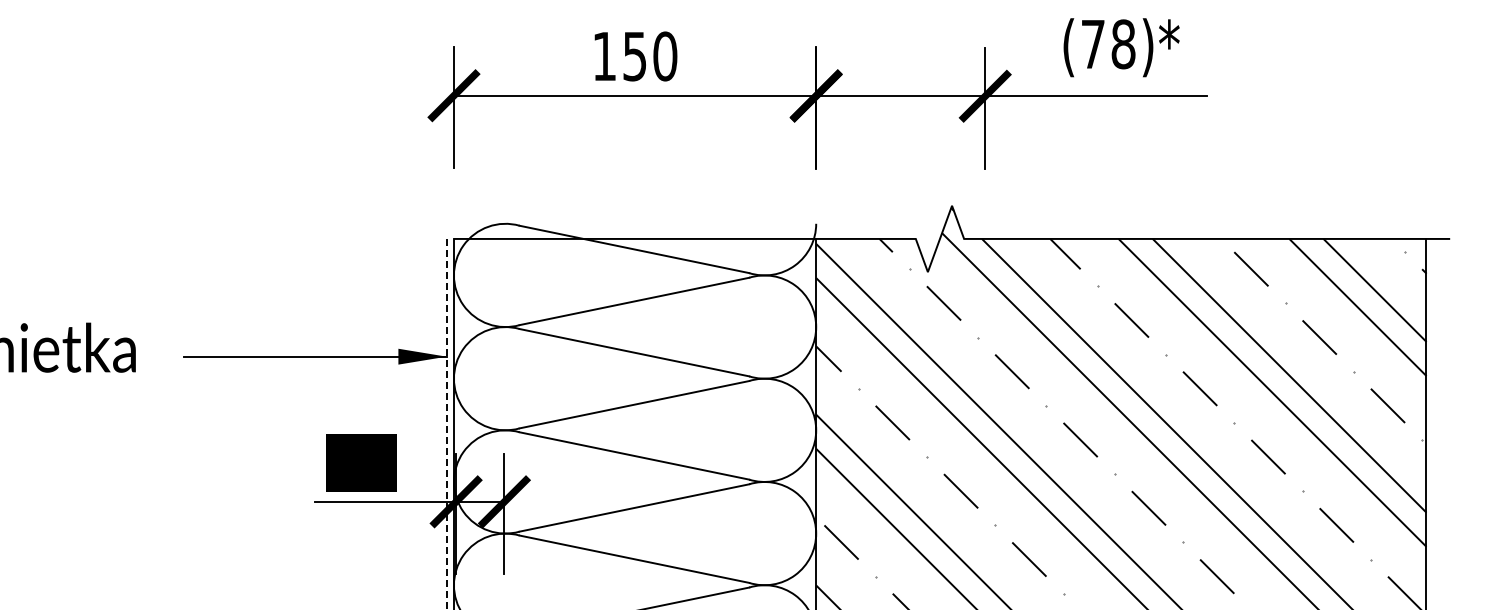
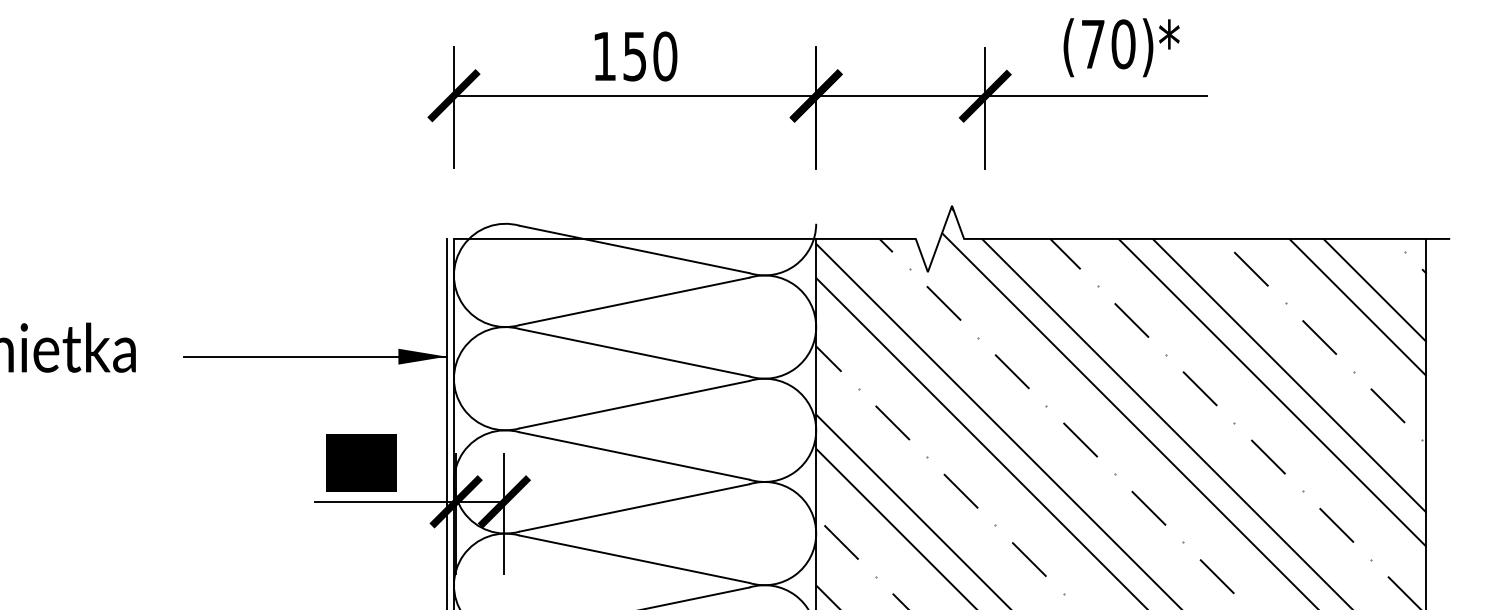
text: (78)* -> (70)* (1123, 44)
line: dashed -> solid (446, 424)
